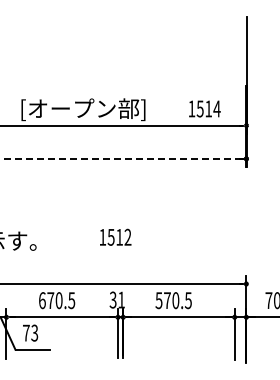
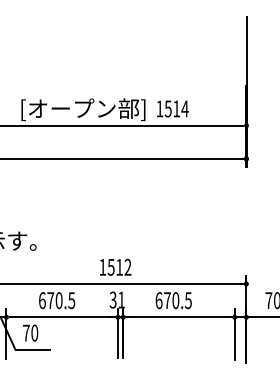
text position: (204, 108) -> (172, 108) (172, 108)
line: dashed -> solid (120, 158)
text position: (115, 236) -> (115, 266) (115, 266)
text: 570.5 -> 670.5 (158, 300)
text: 73 -> 70 (34, 332)
